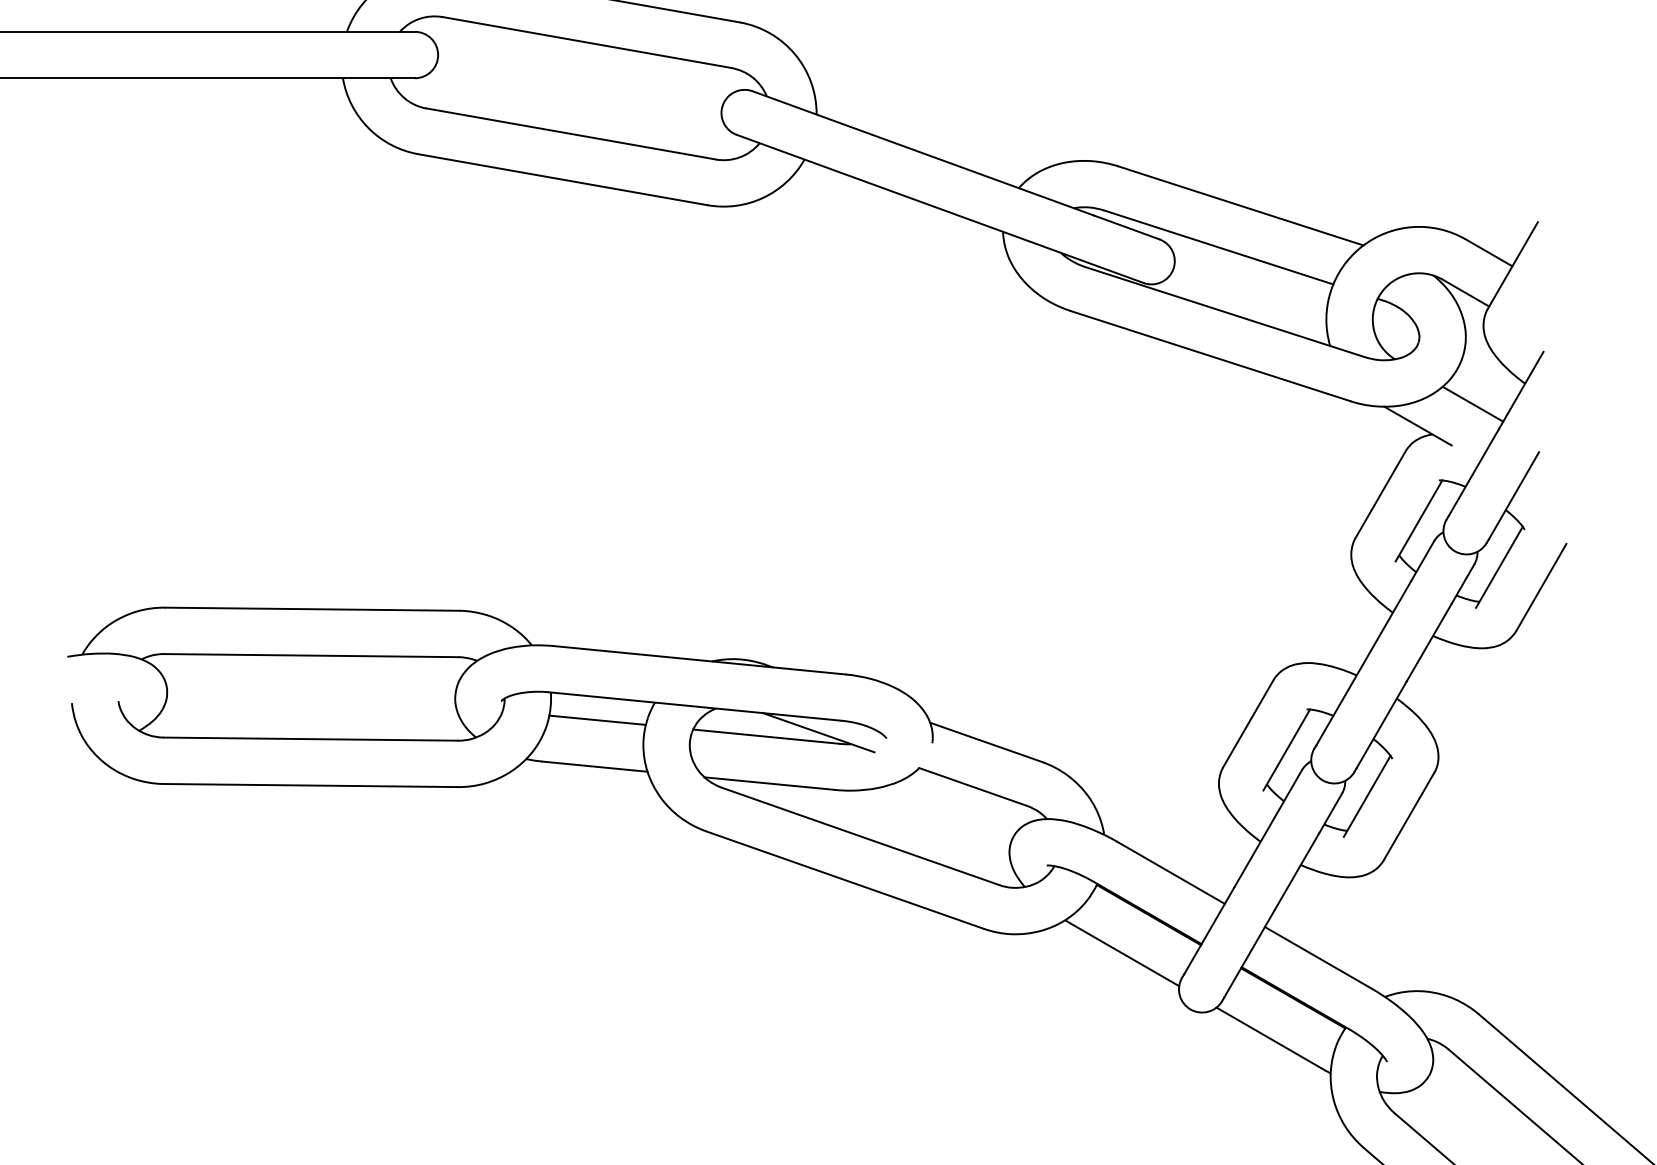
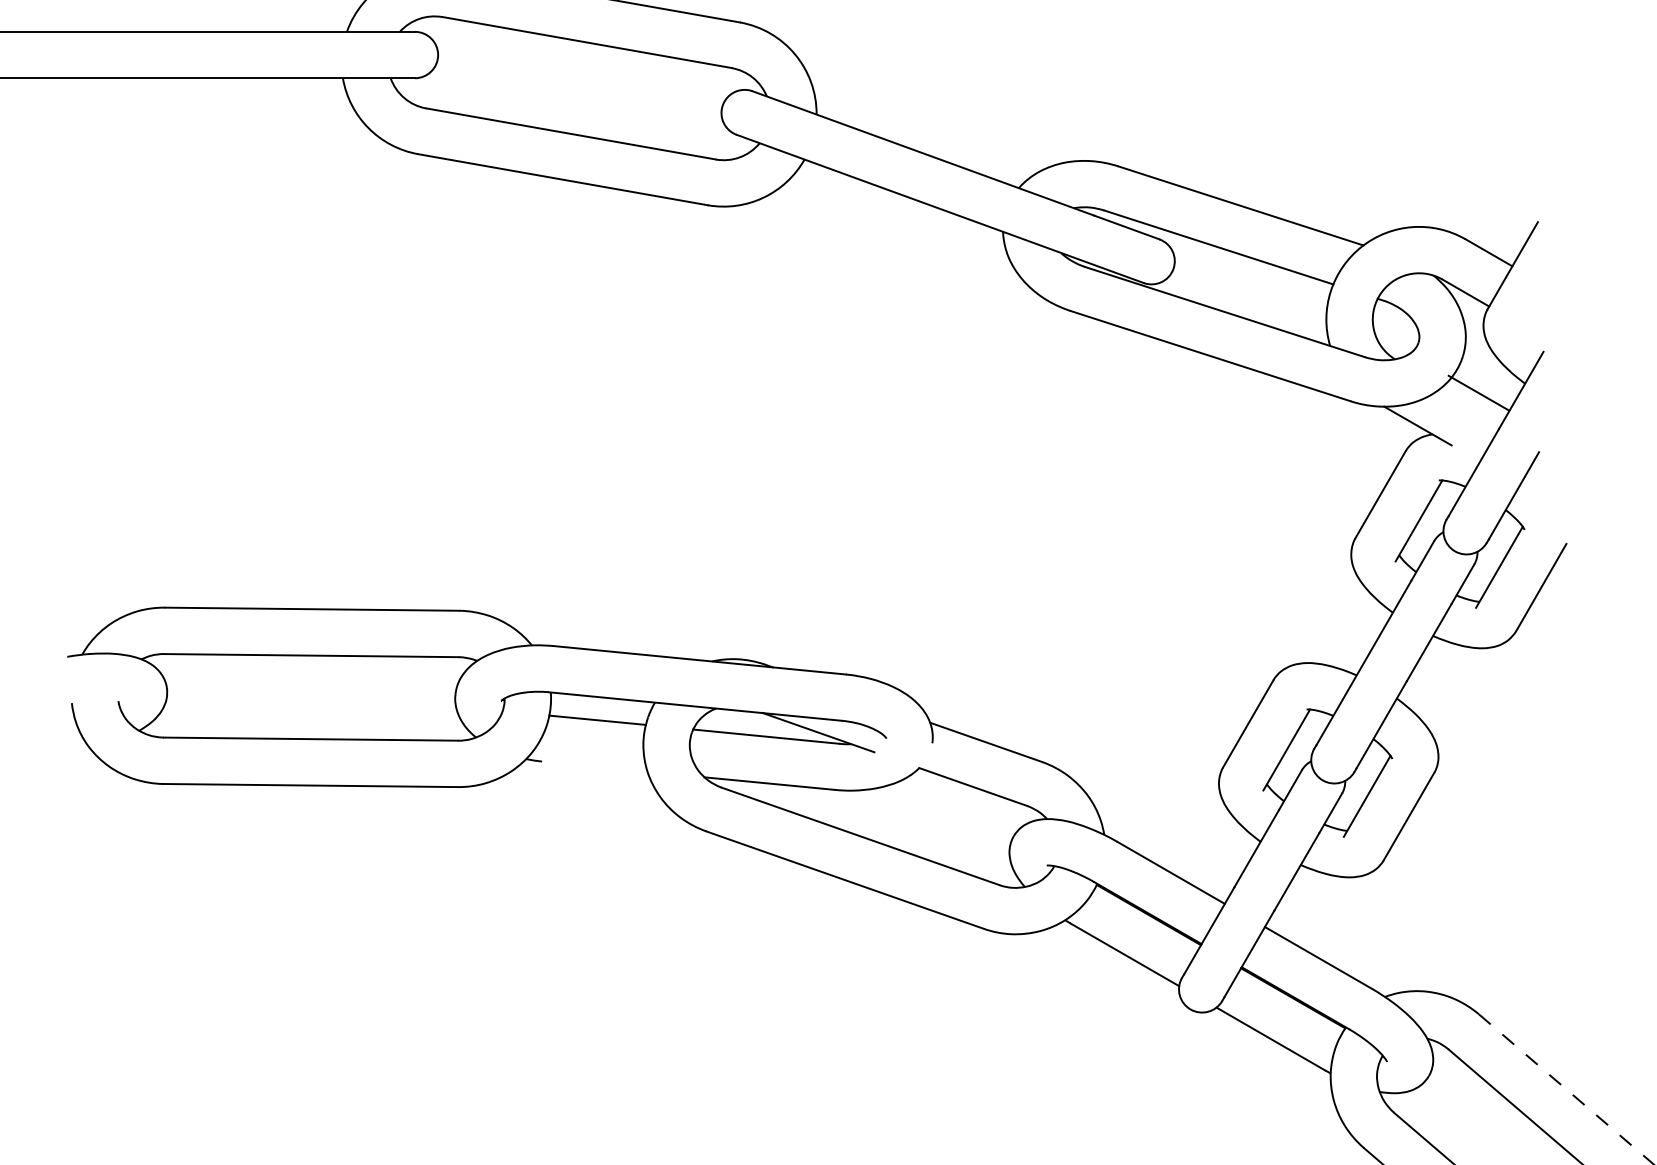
line position: (1472, 403) -> (1478, 392) (1478, 392)
line: present -> none (594, 766)
line: solid -> dashed (1566, 1089)
